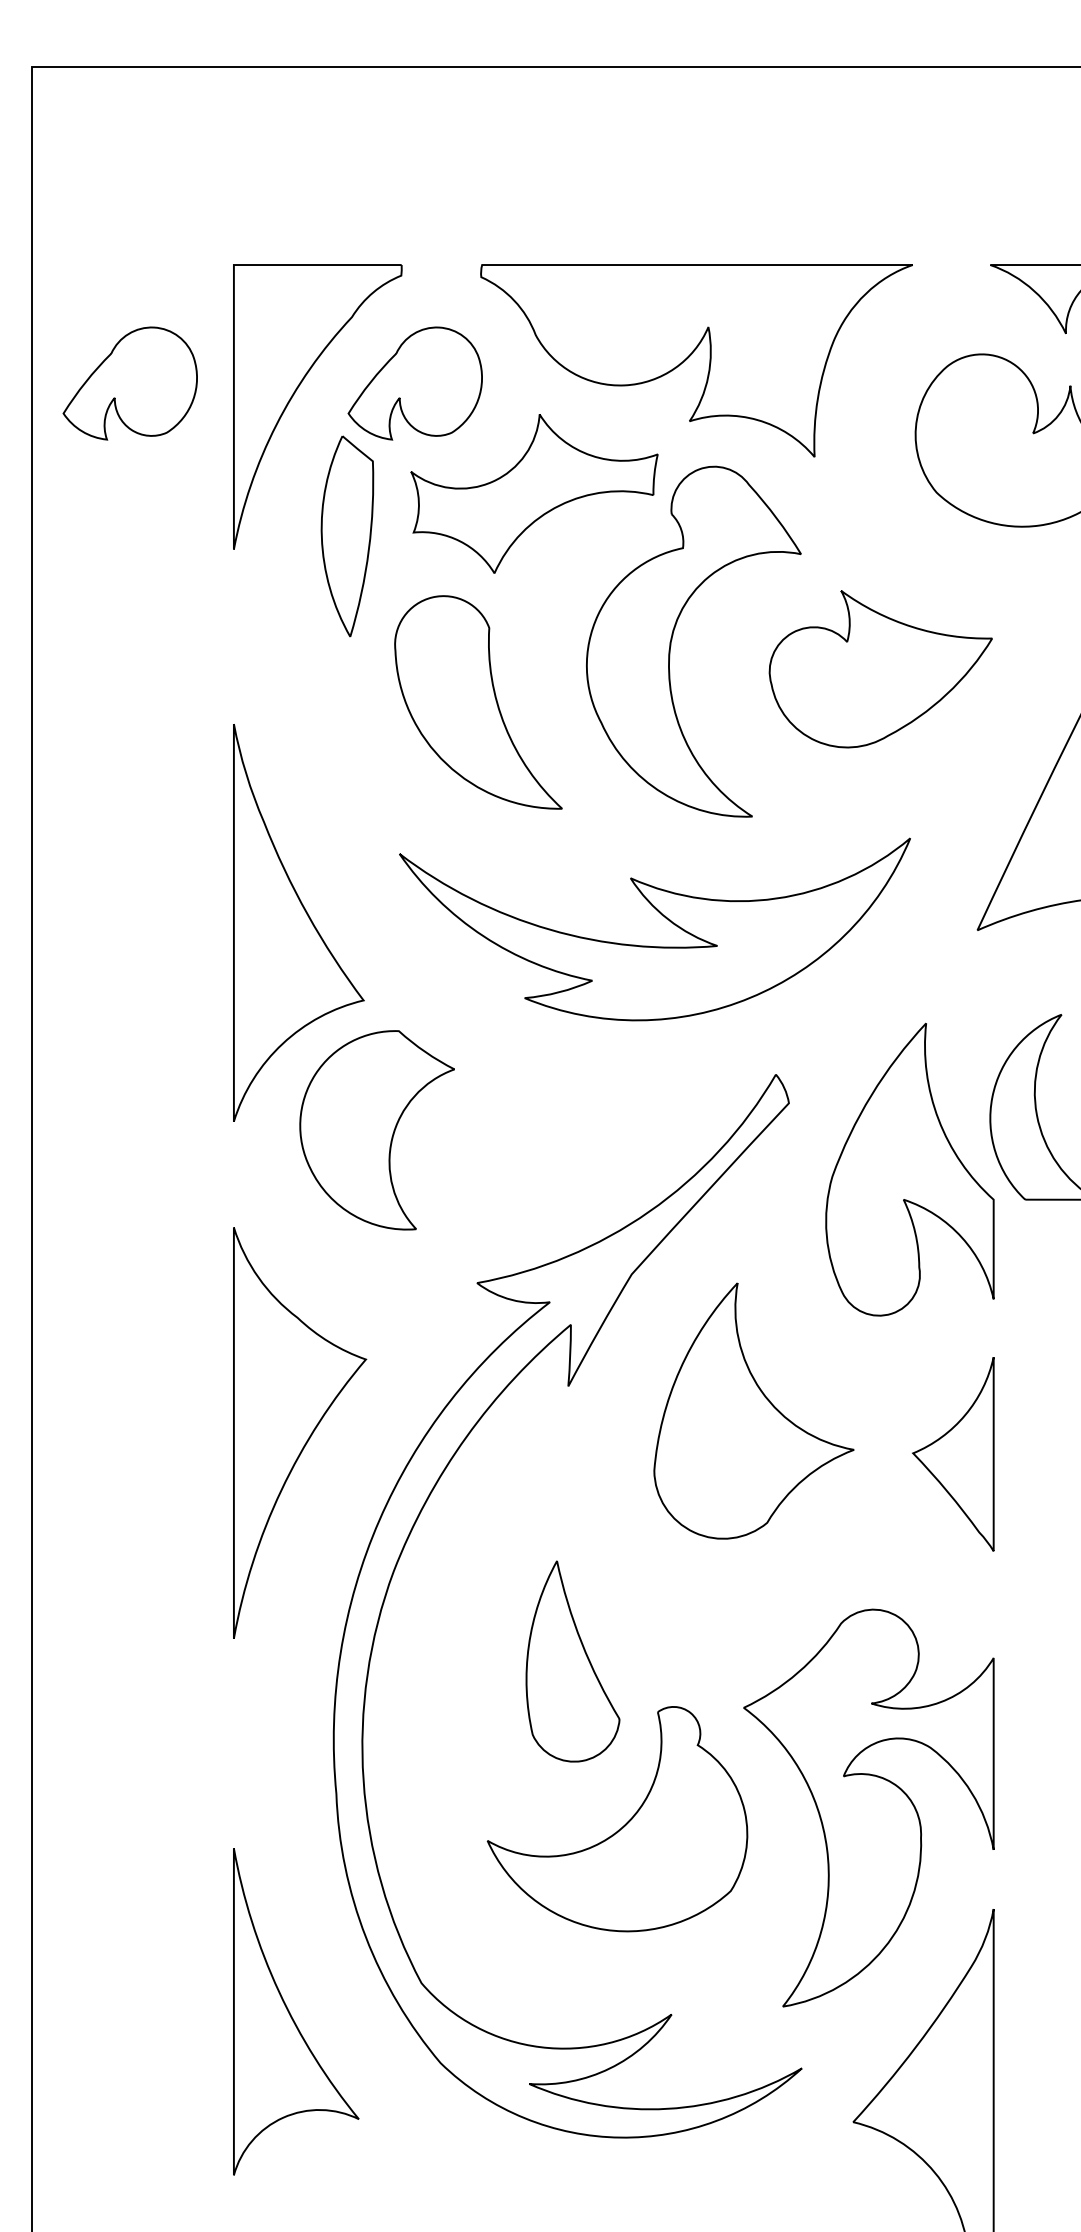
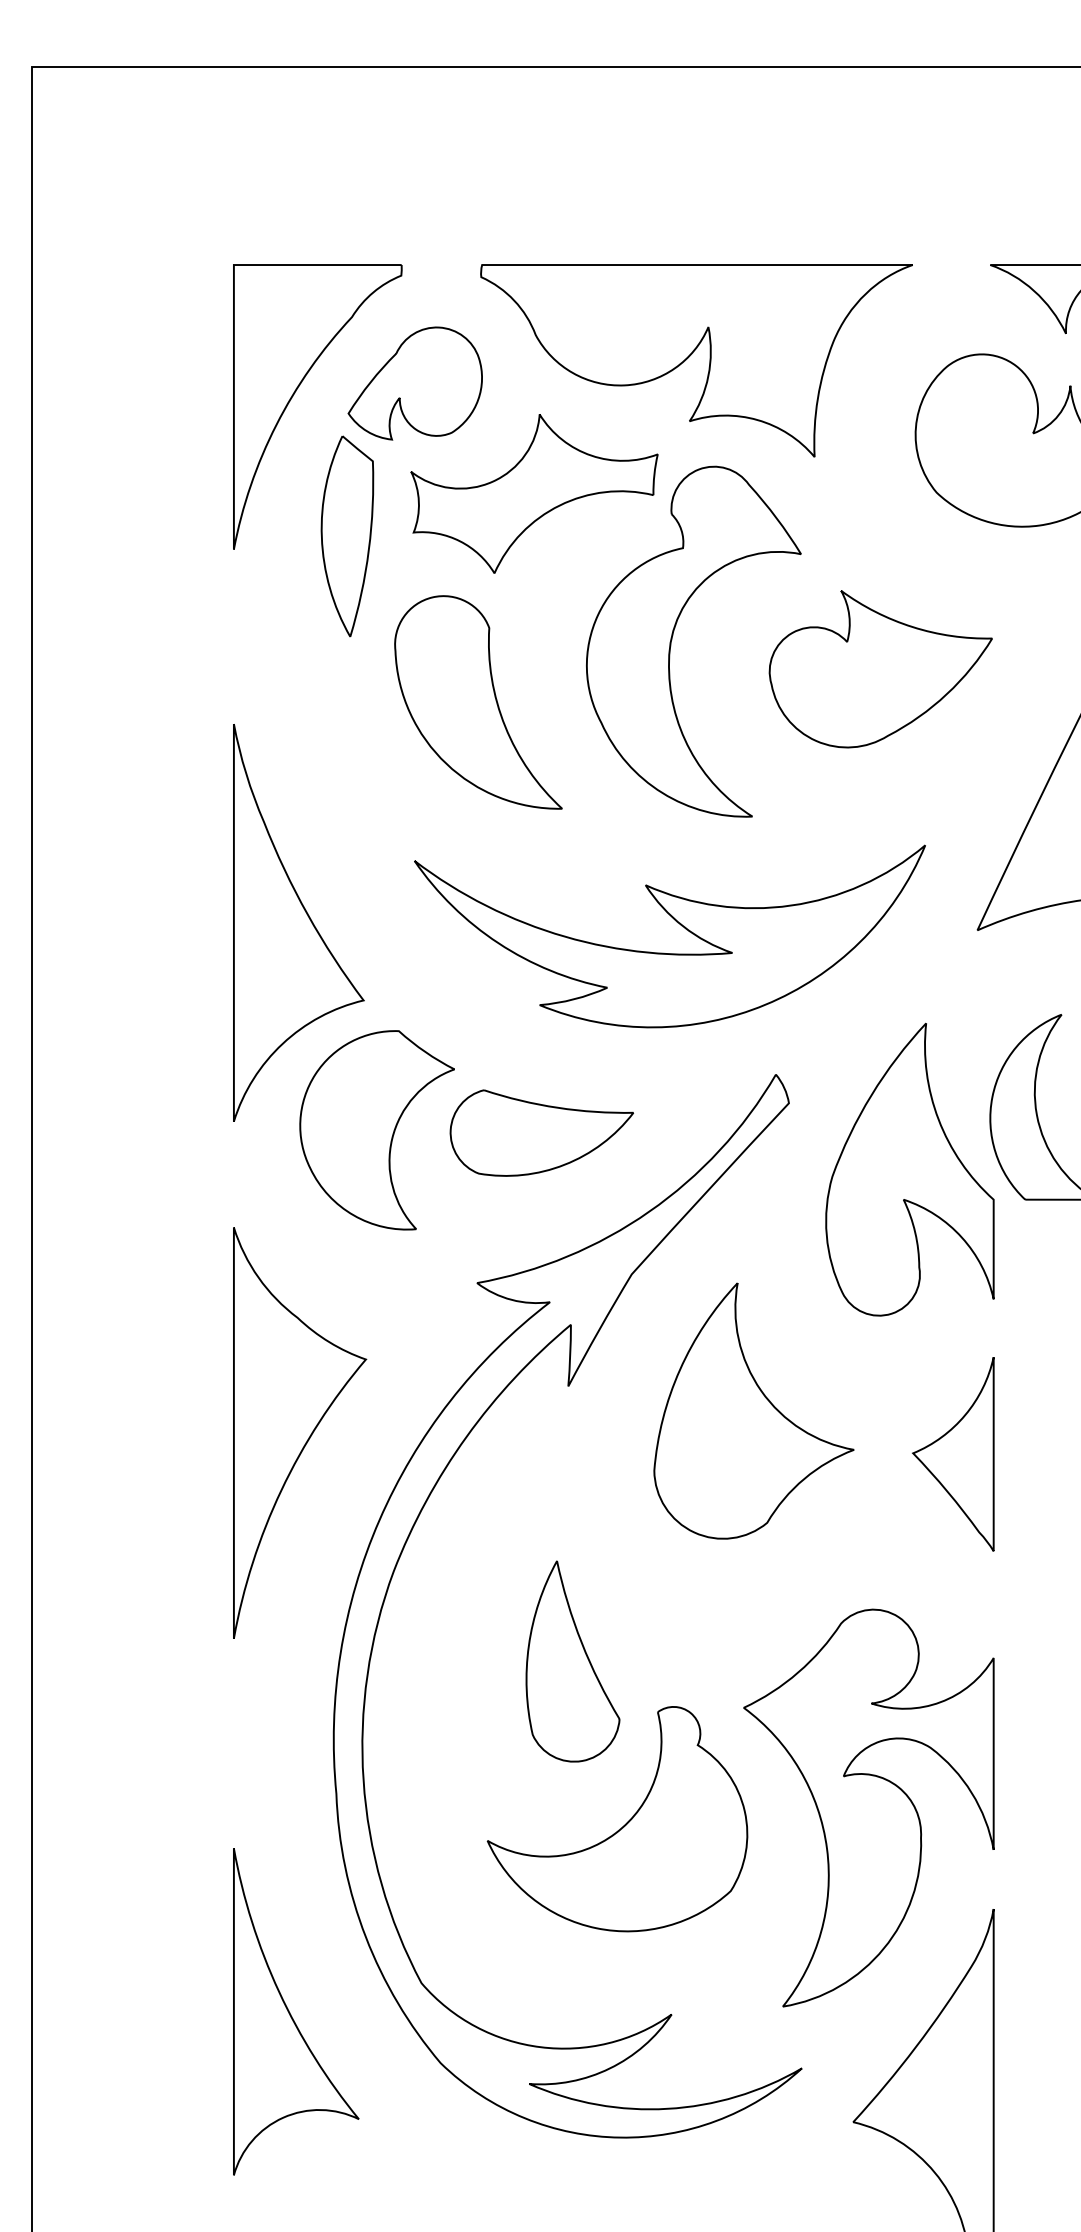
part: present -> none (129, 383)
part position: (665, 918) -> (680, 925) (680, 925)
part: none -> present (541, 1132)
